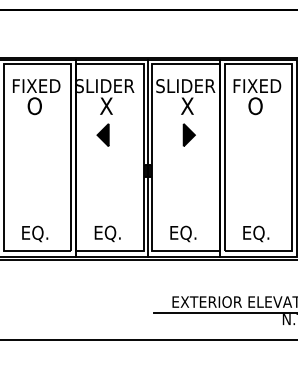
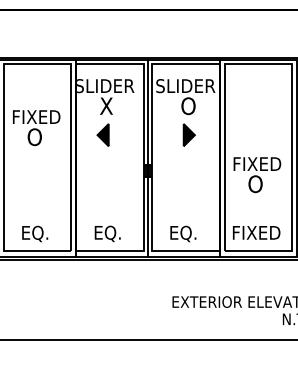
text position: (36, 97) -> (36, 128) (36, 128)
text position: (257, 97) -> (257, 175) (257, 175)
text: X -> O (188, 106)
text: EQ. -> FIXED (256, 233)
line: present -> none (223, 313)
